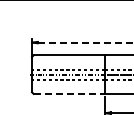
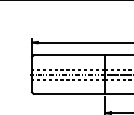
line: dashed -> solid (85, 42)
line: dashed -> solid (69, 93)
